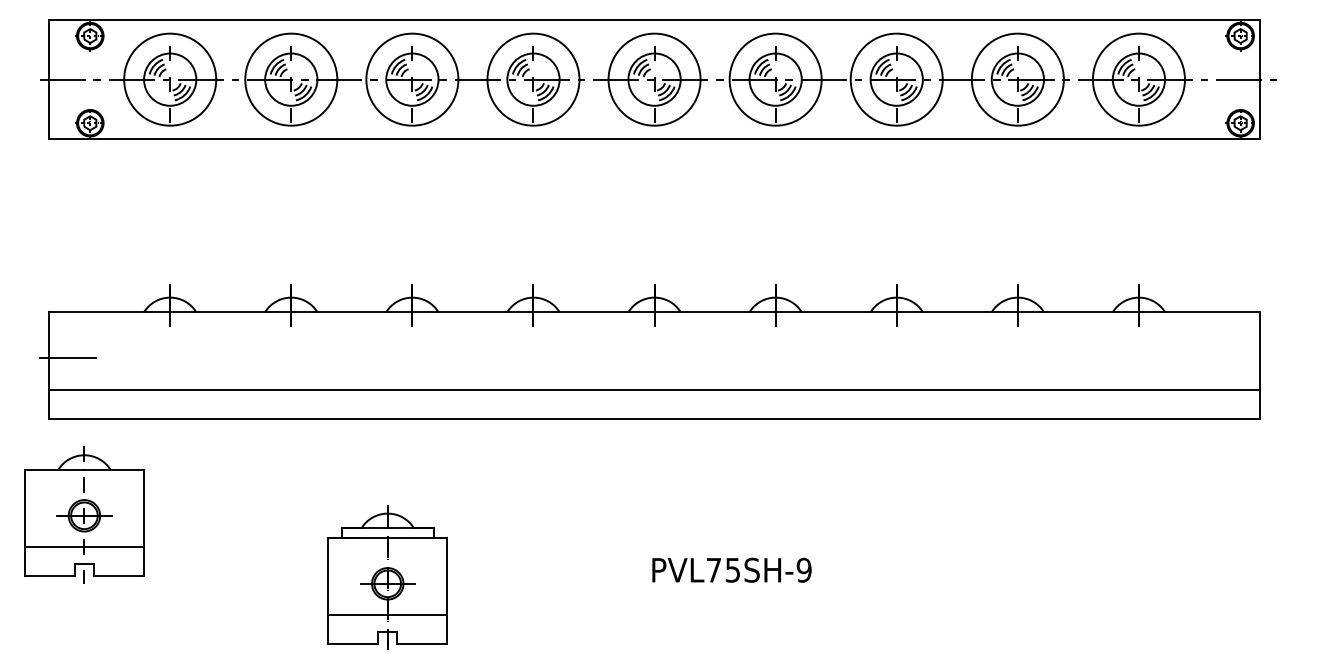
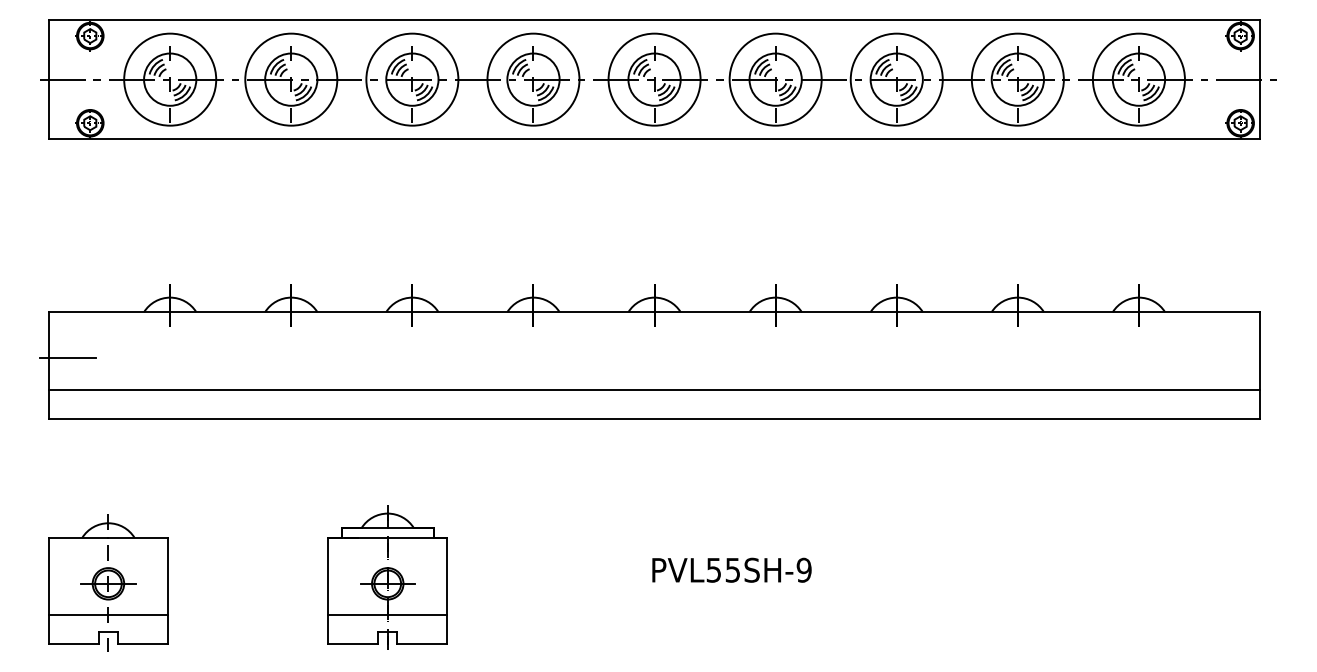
part position: (84, 514) -> (108, 582) (108, 582)
text: PVL75SH-9 -> PVL55SH-9 (713, 570)
